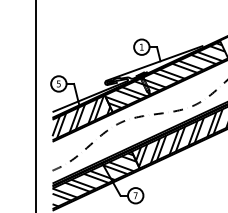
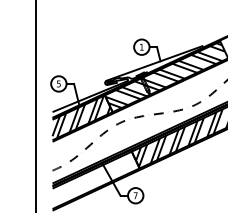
hatch: present -> none (94, 179)
